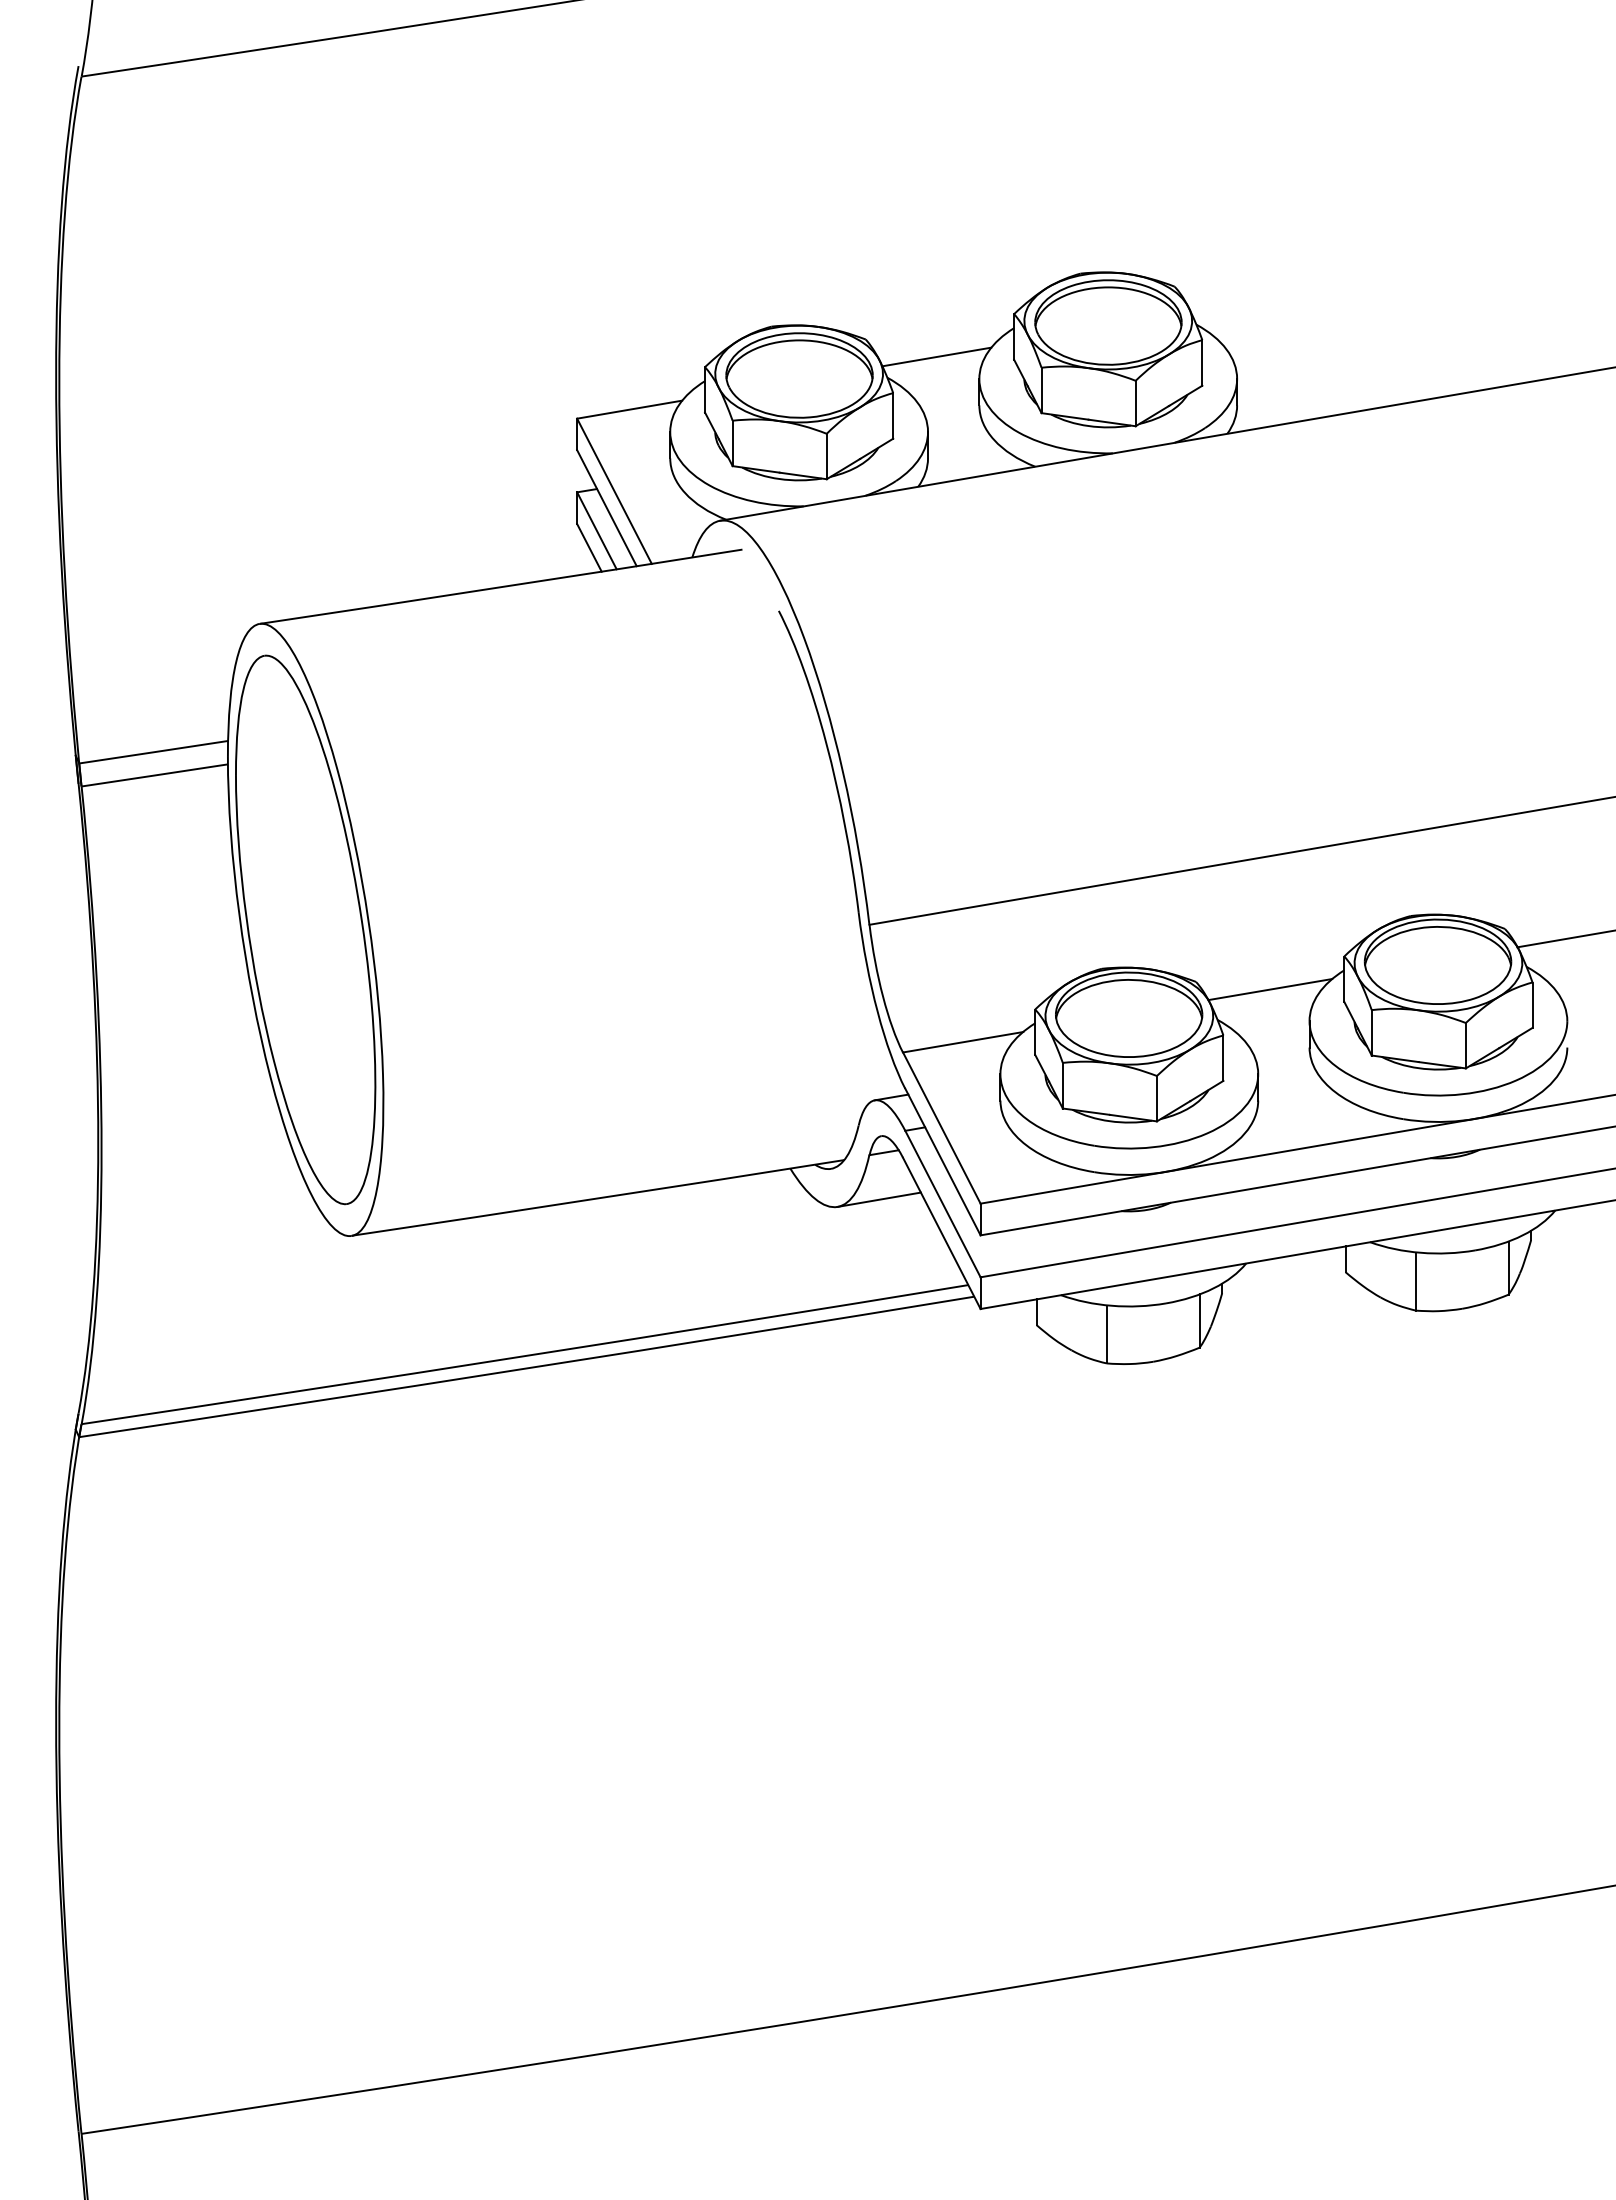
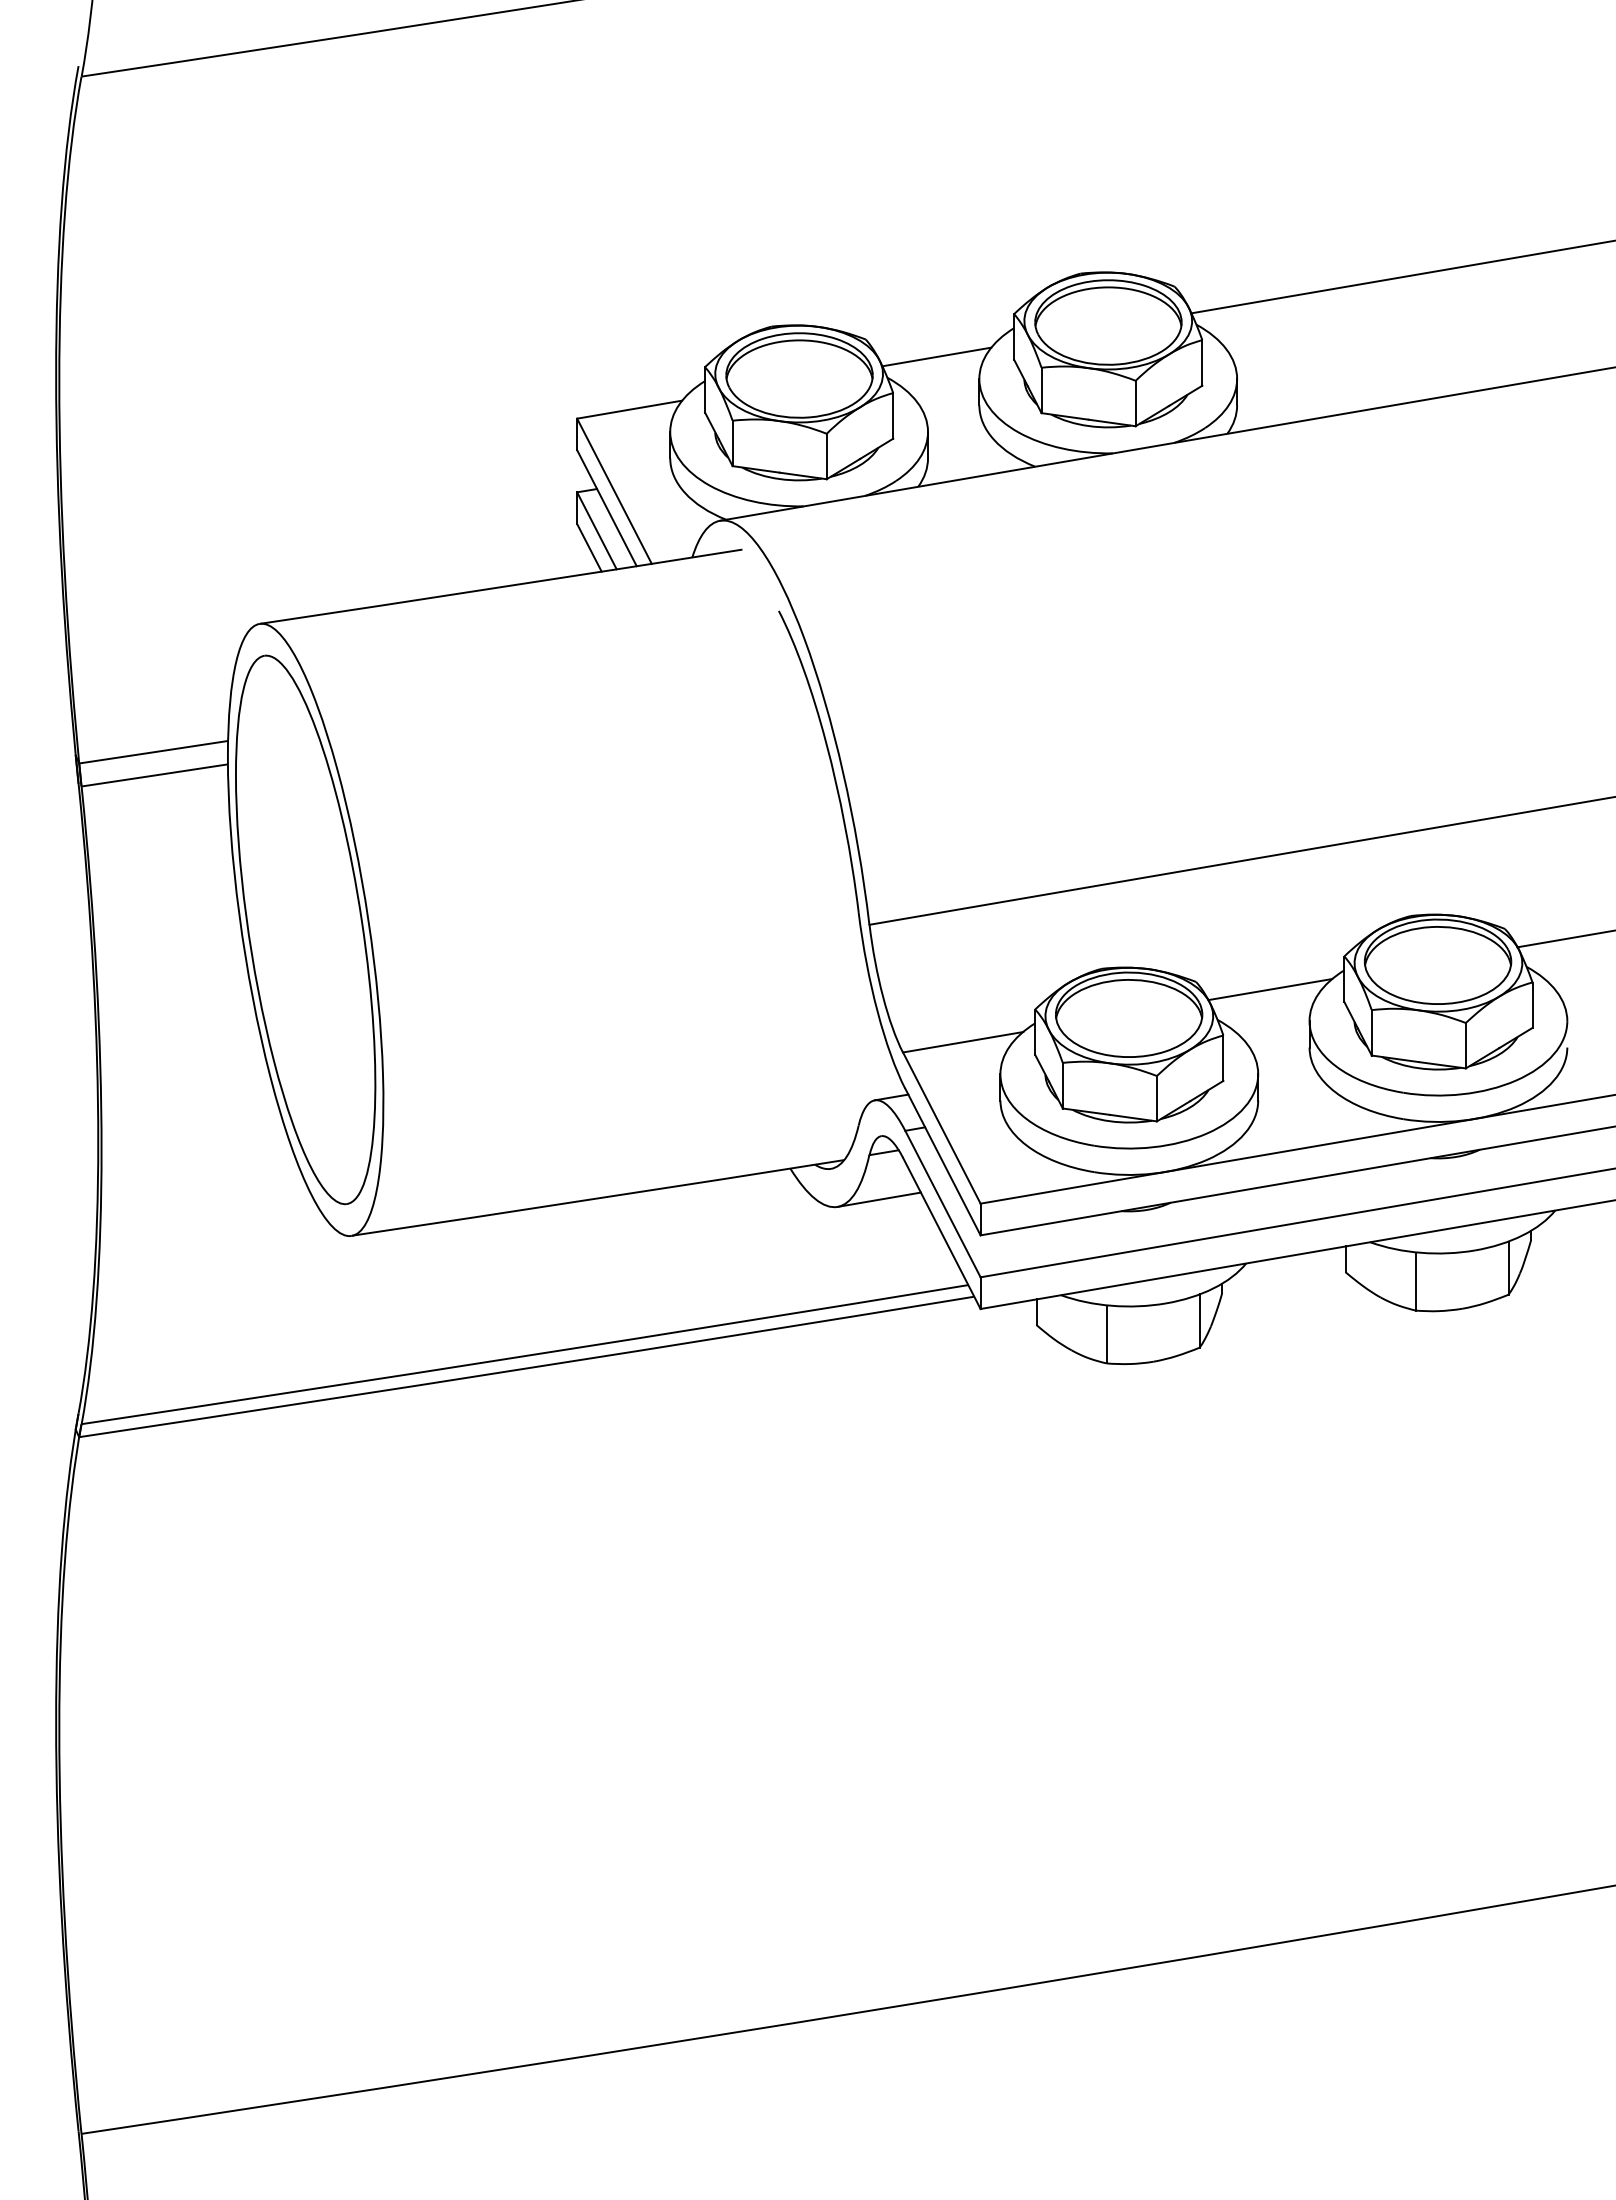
line: none -> present (1401, 277)
